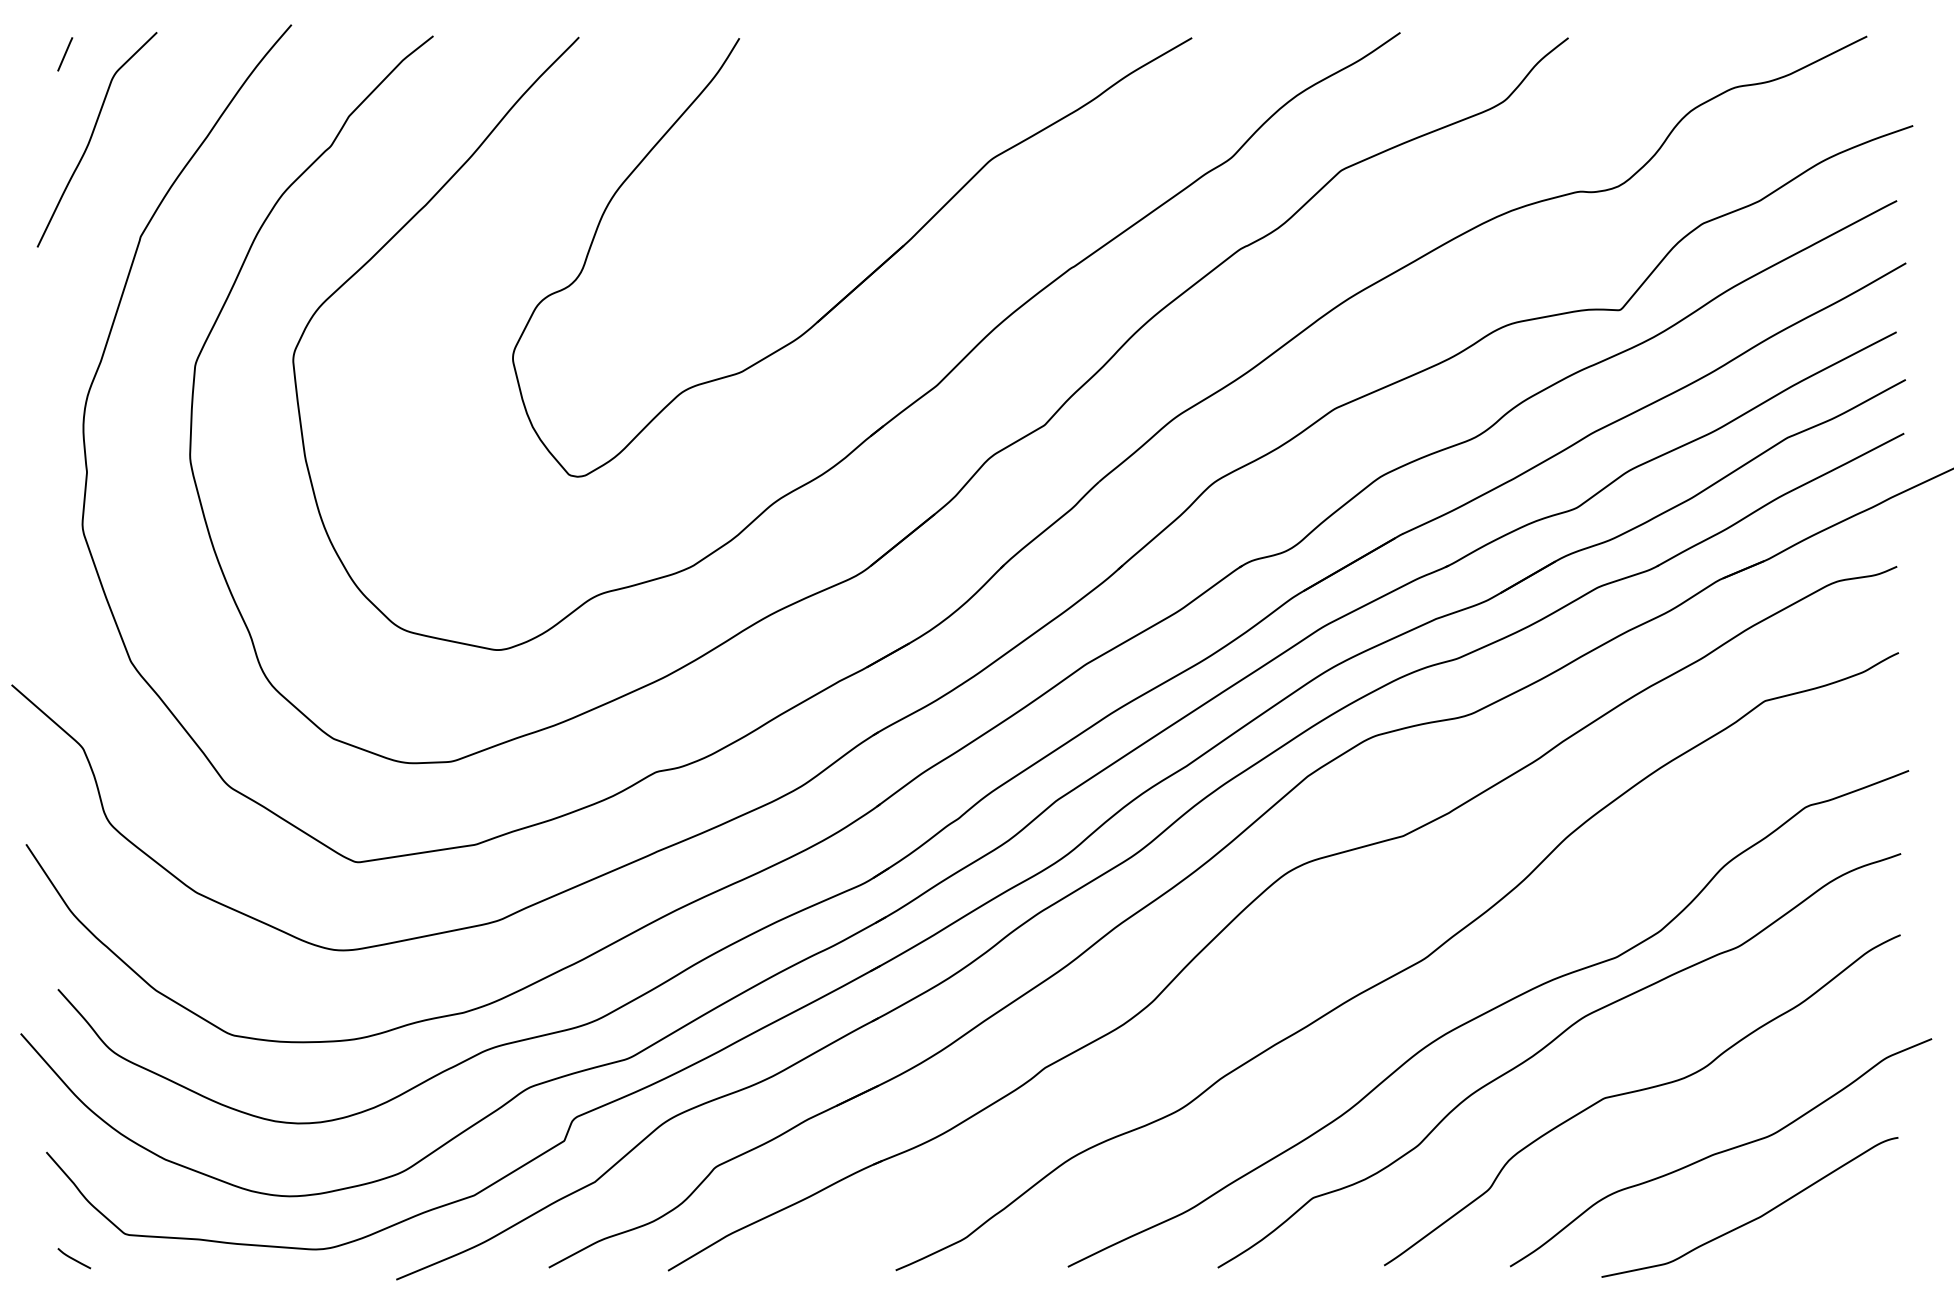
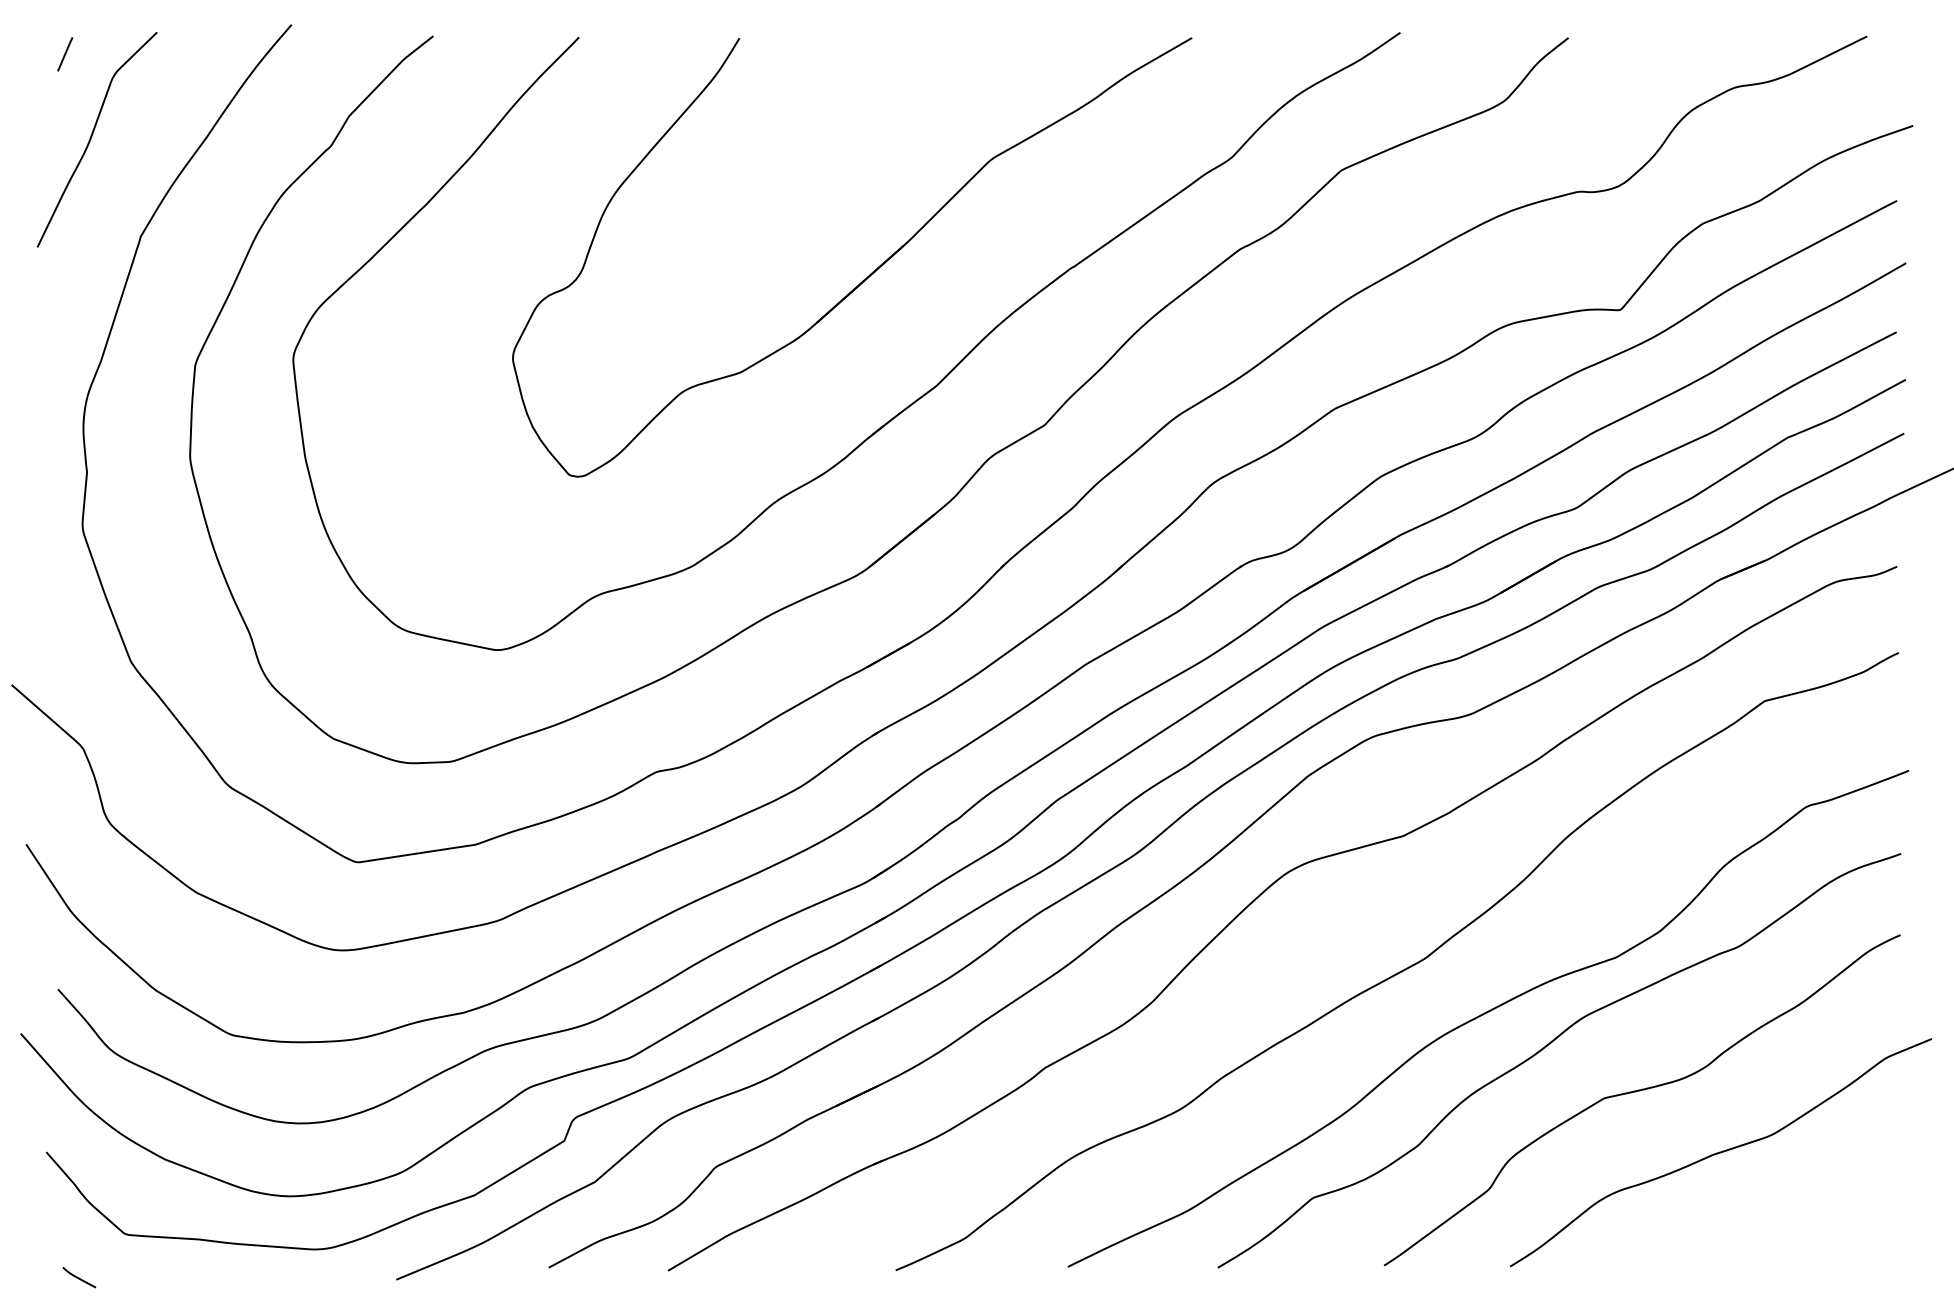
curve: present -> none (1754, 1218)
curve position: (74, 1258) -> (79, 1277) (79, 1277)
